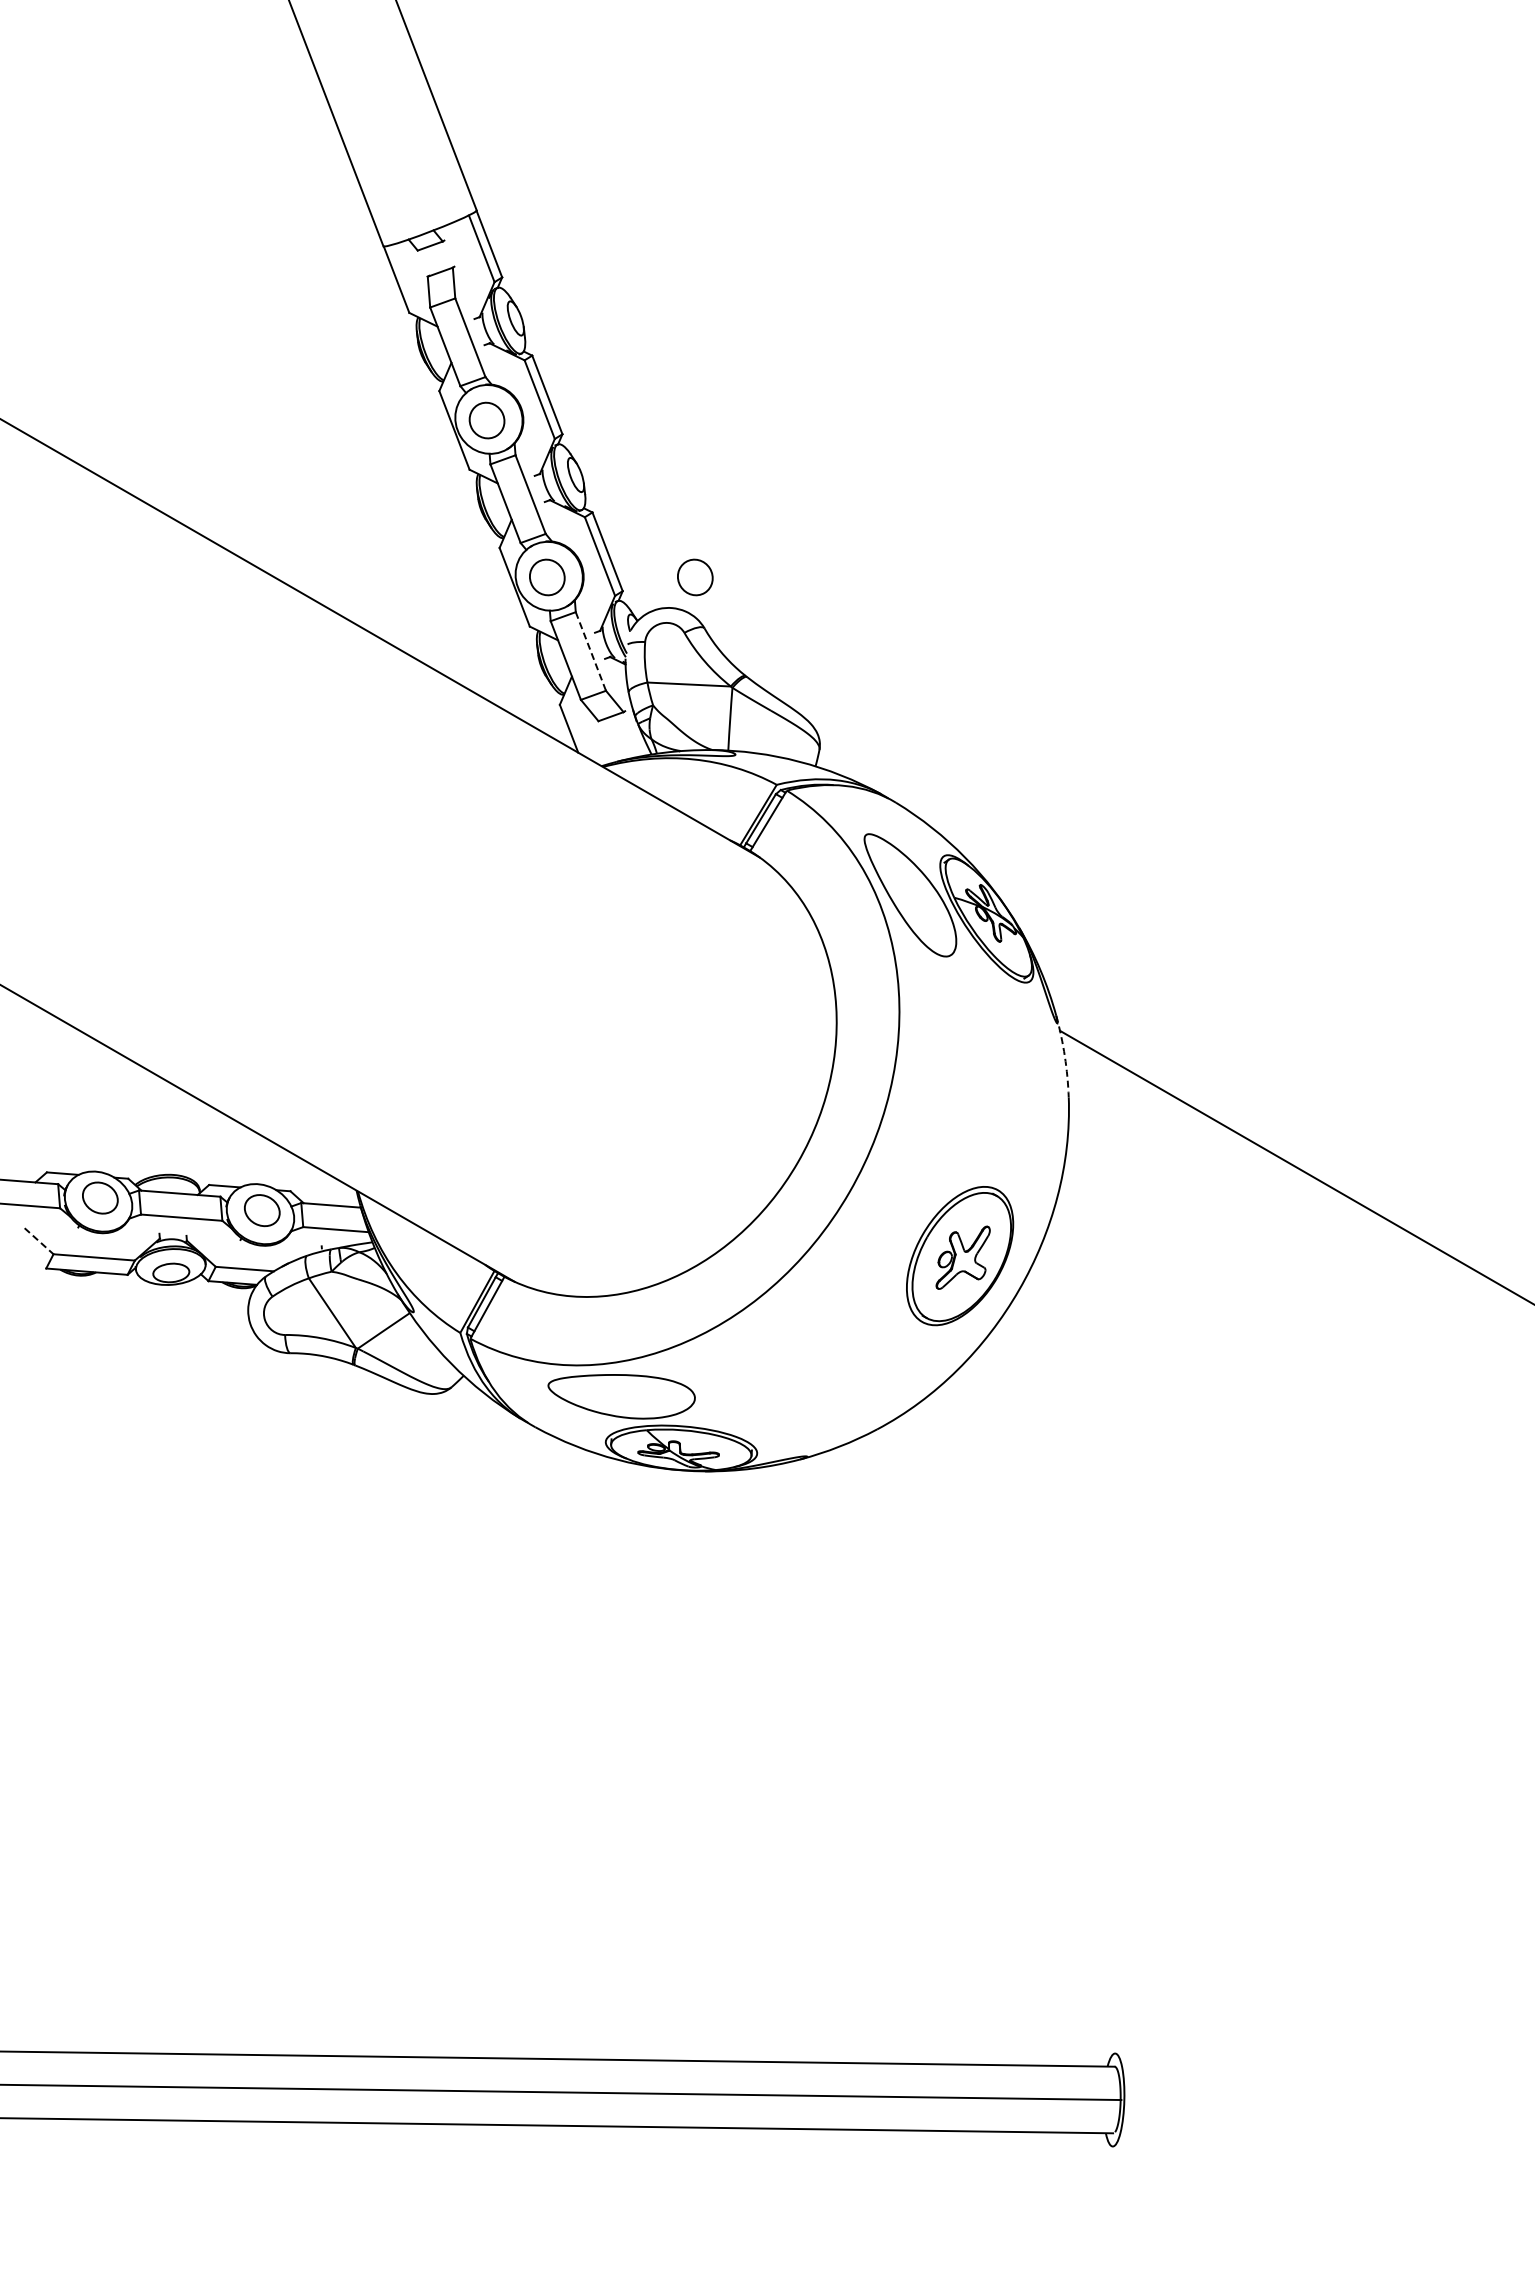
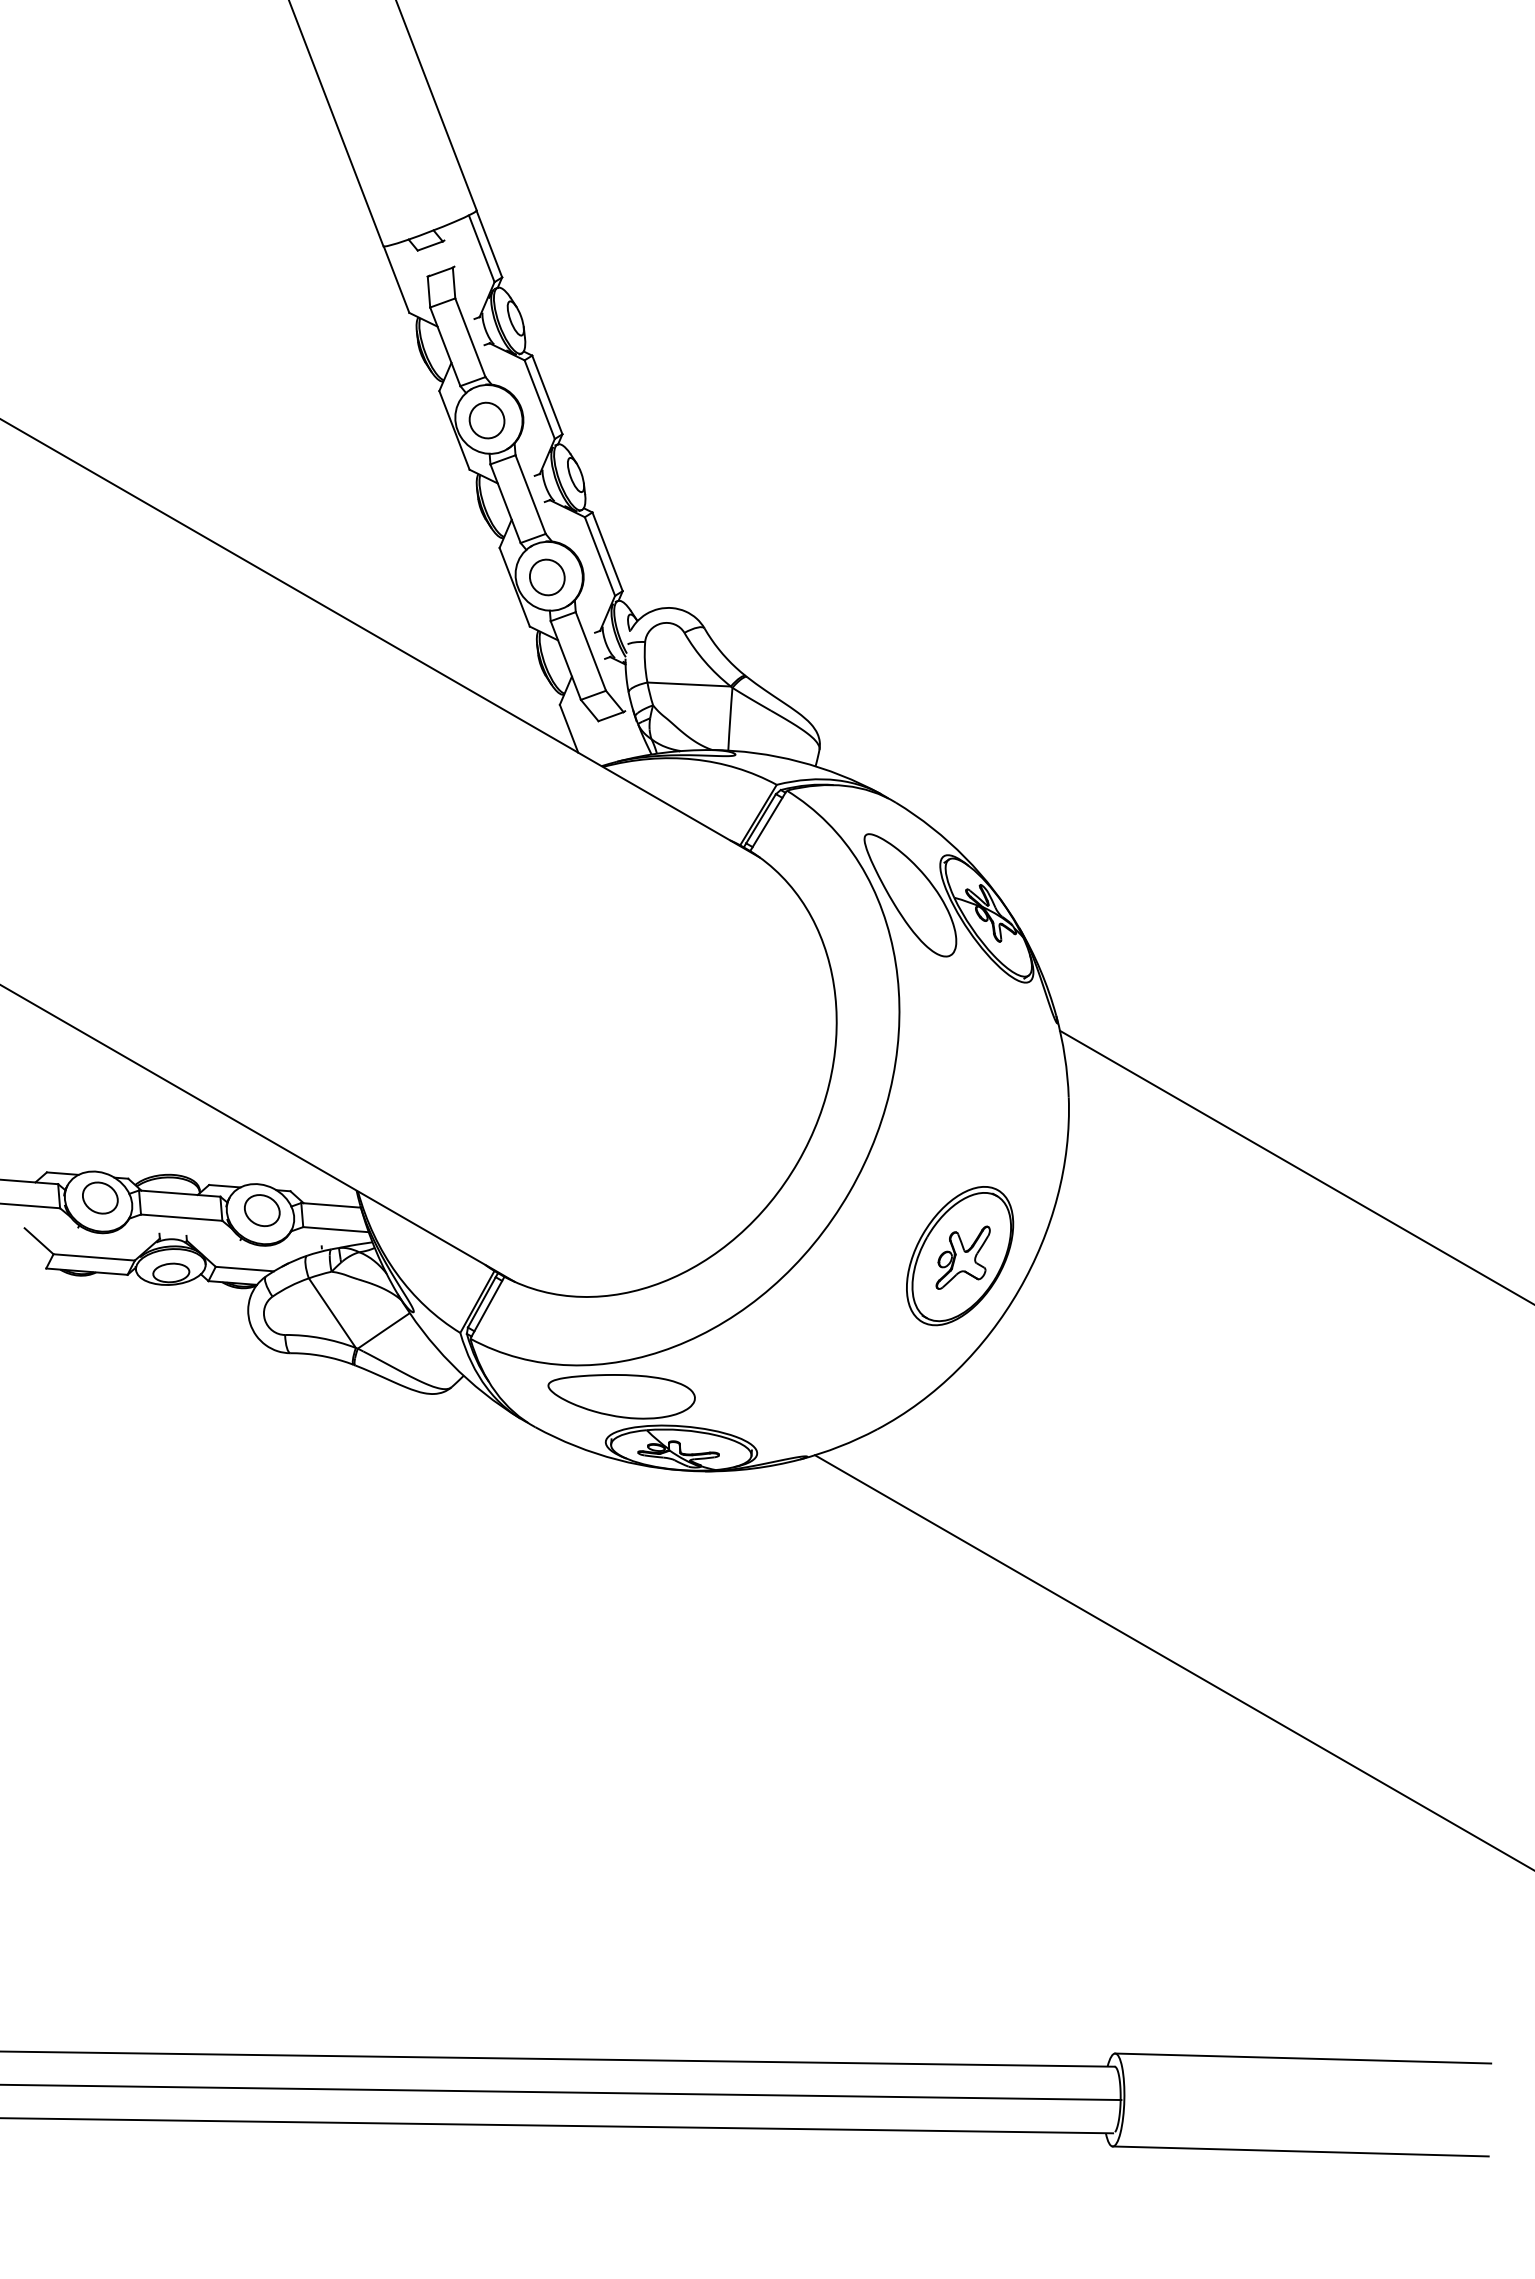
part: present -> none (695, 577)
line: dashed -> solid (591, 651)
arc: dashed -> solid (1064, 1056)
line: dashed -> solid (39, 1241)
line: none -> present (1173, 1661)
line: none -> present (1303, 2058)
line: none -> present (1300, 2151)
